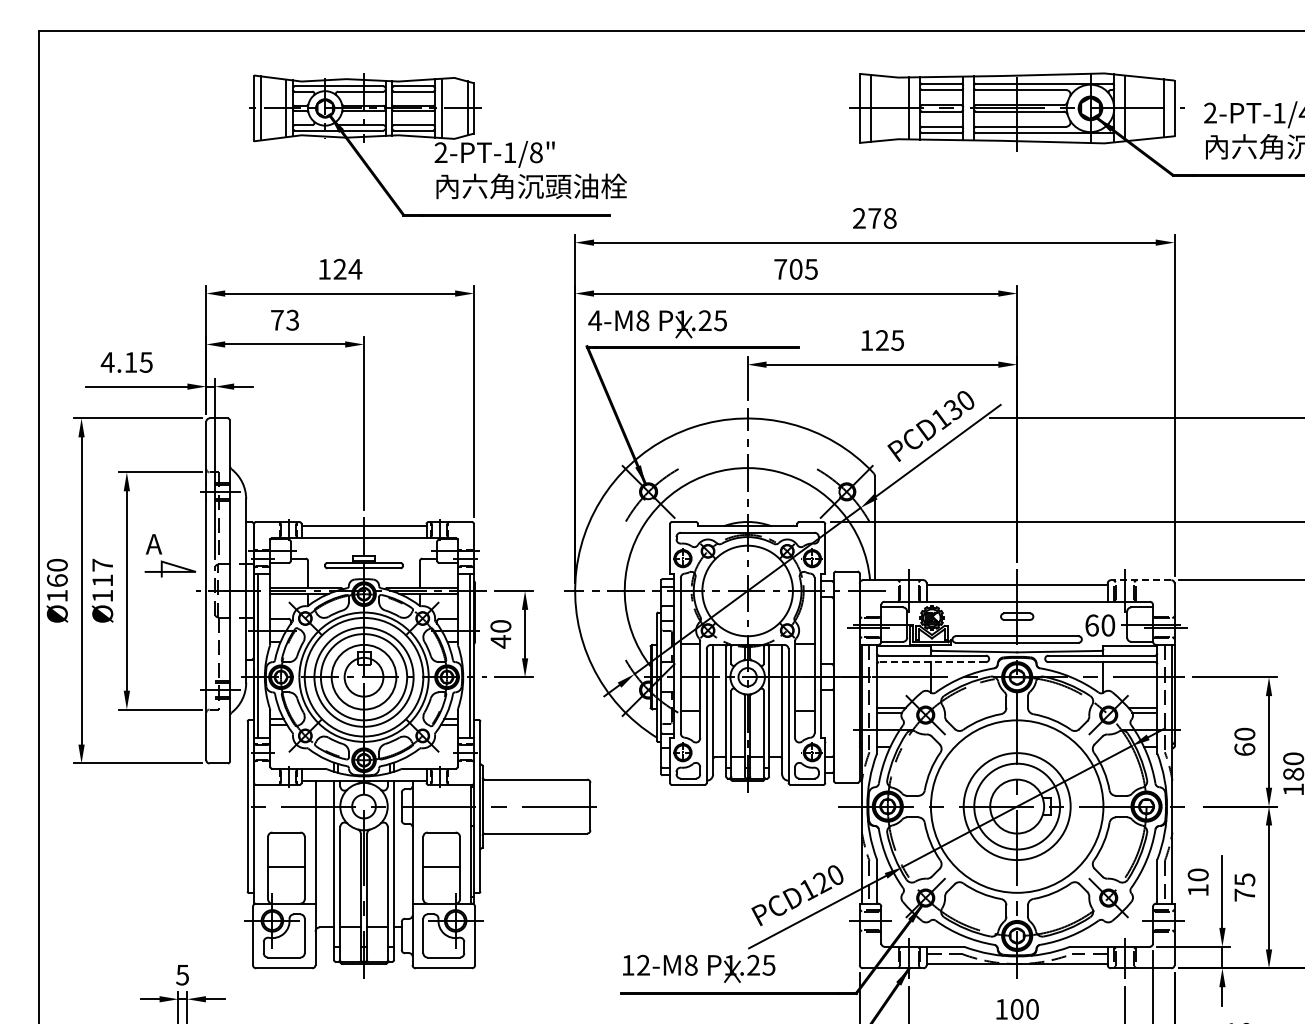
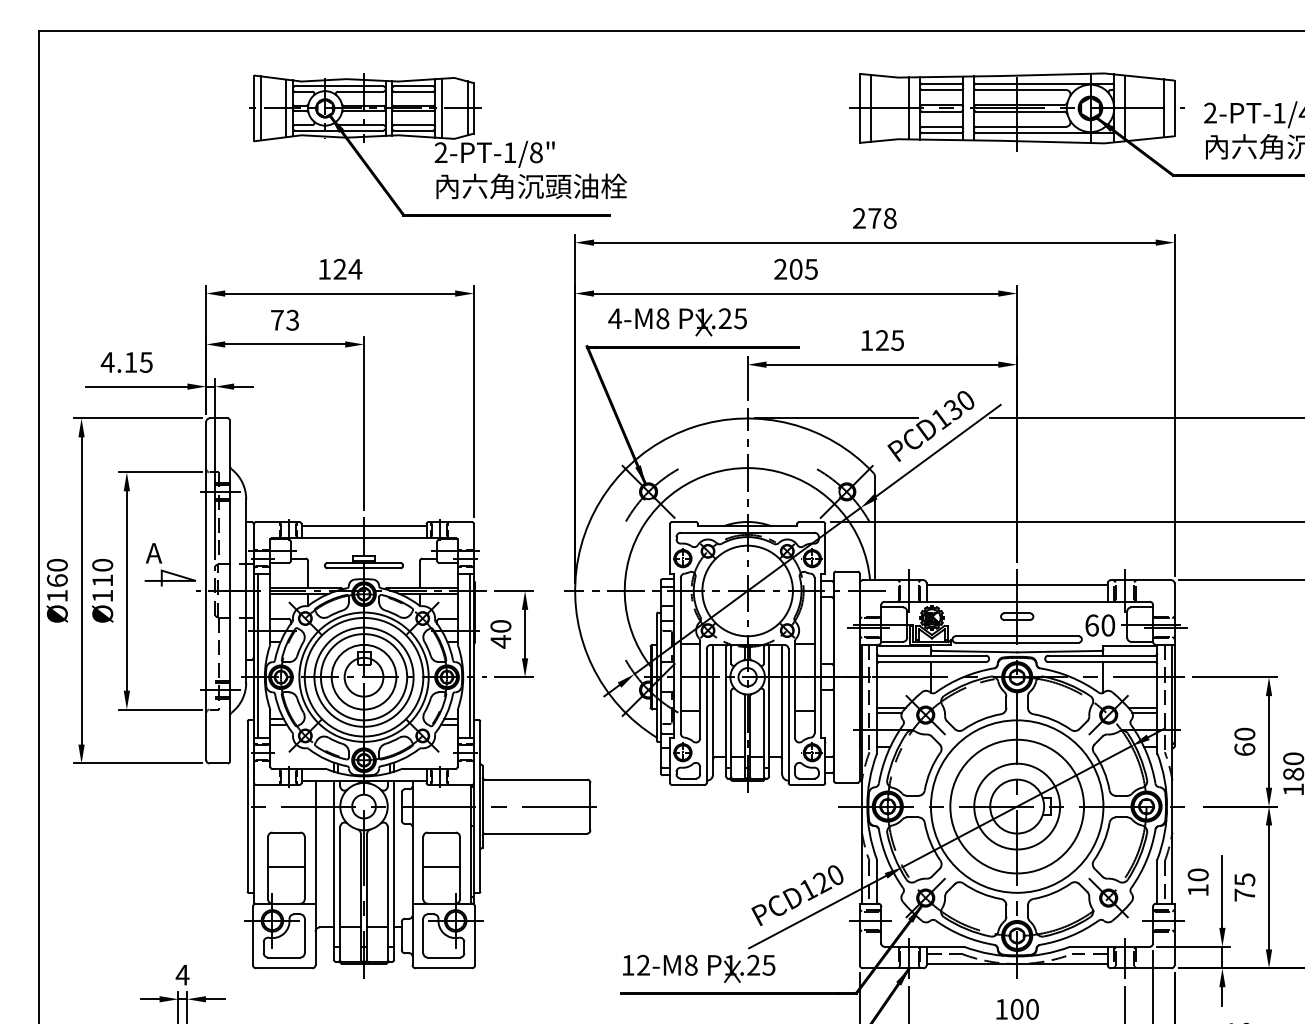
text: 705 -> 205 (780, 268)
part position: (657, 324) -> (677, 322) (677, 322)
line: none -> present (836, 418)
part position: (168, 562) -> (168, 571) (168, 571)
text: Ø117 -> Ø110 (102, 564)
line: dashed -> solid (1140, 580)
line: dashed -> solid (932, 662)
circle diameter: 107 px -> 134 px (1017, 806)
text: 5 -> 4 (182, 975)
